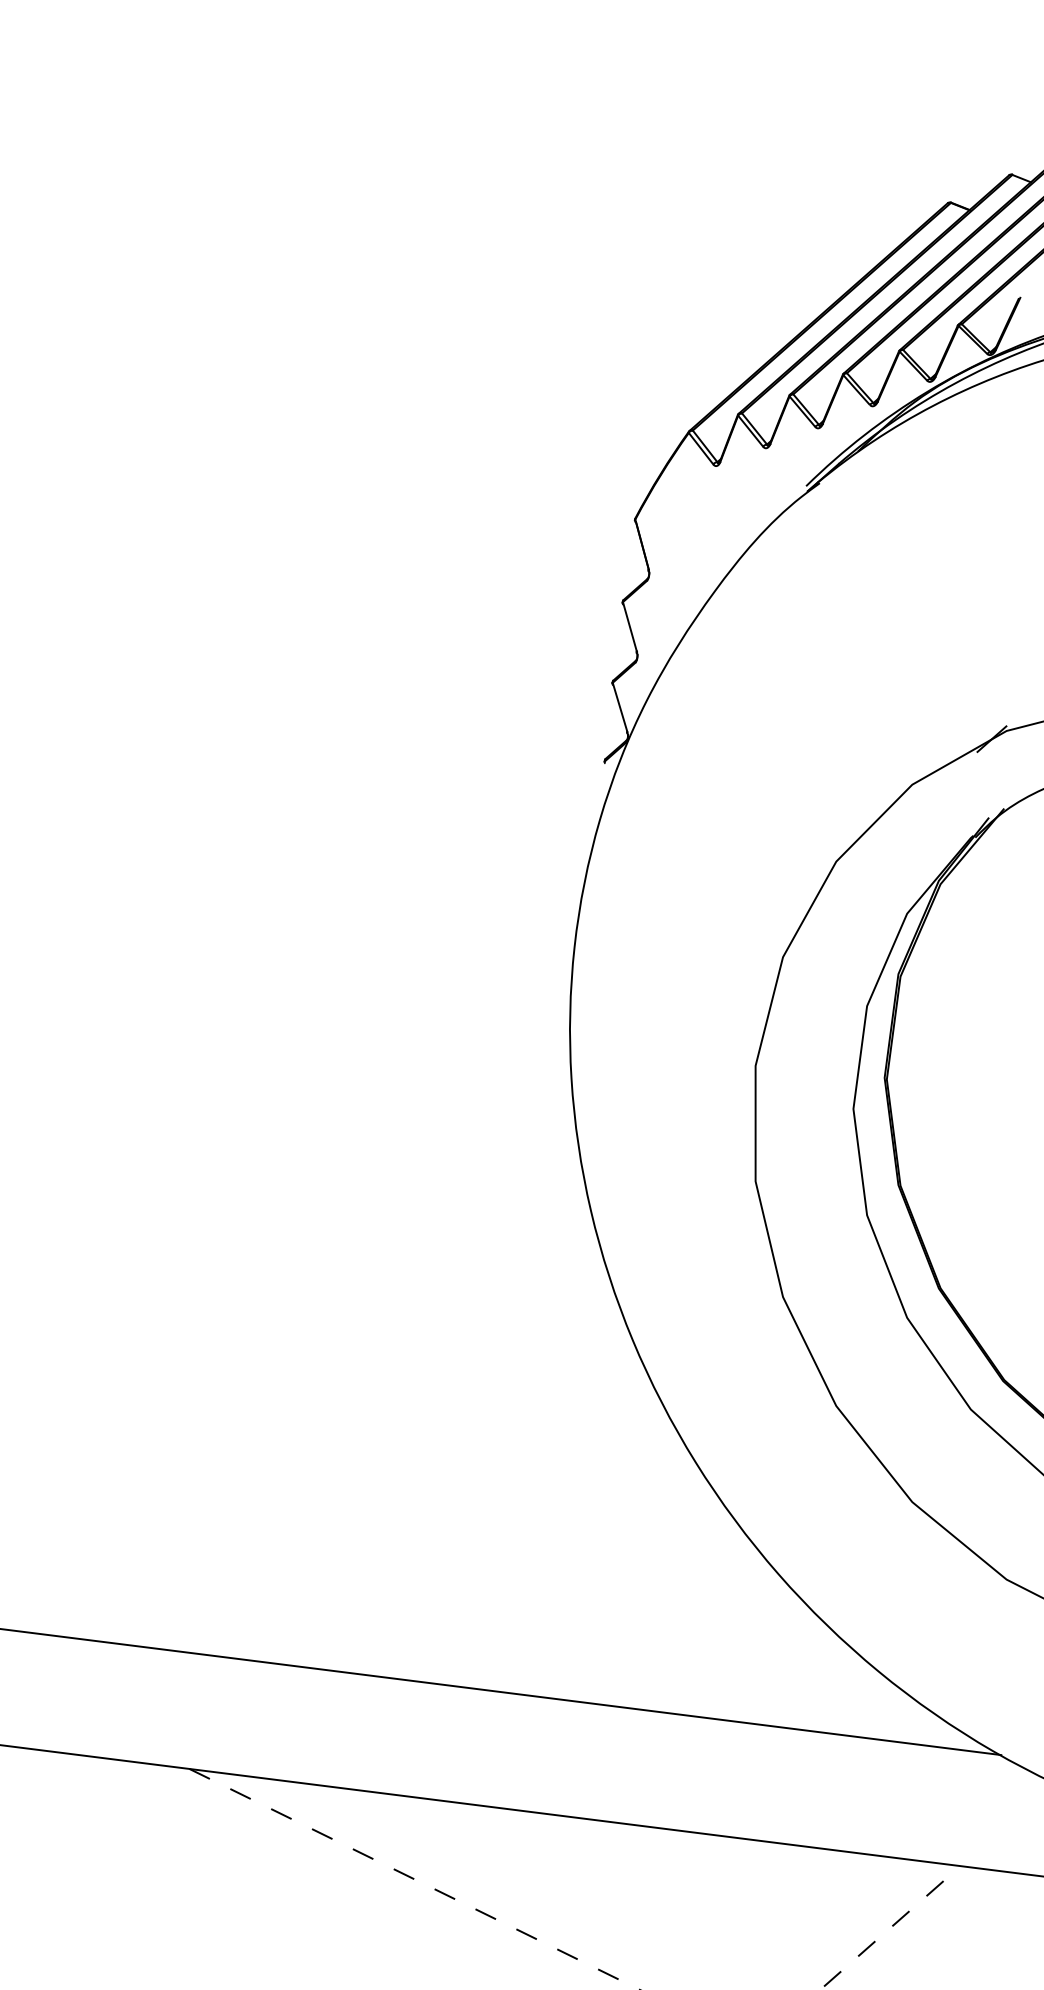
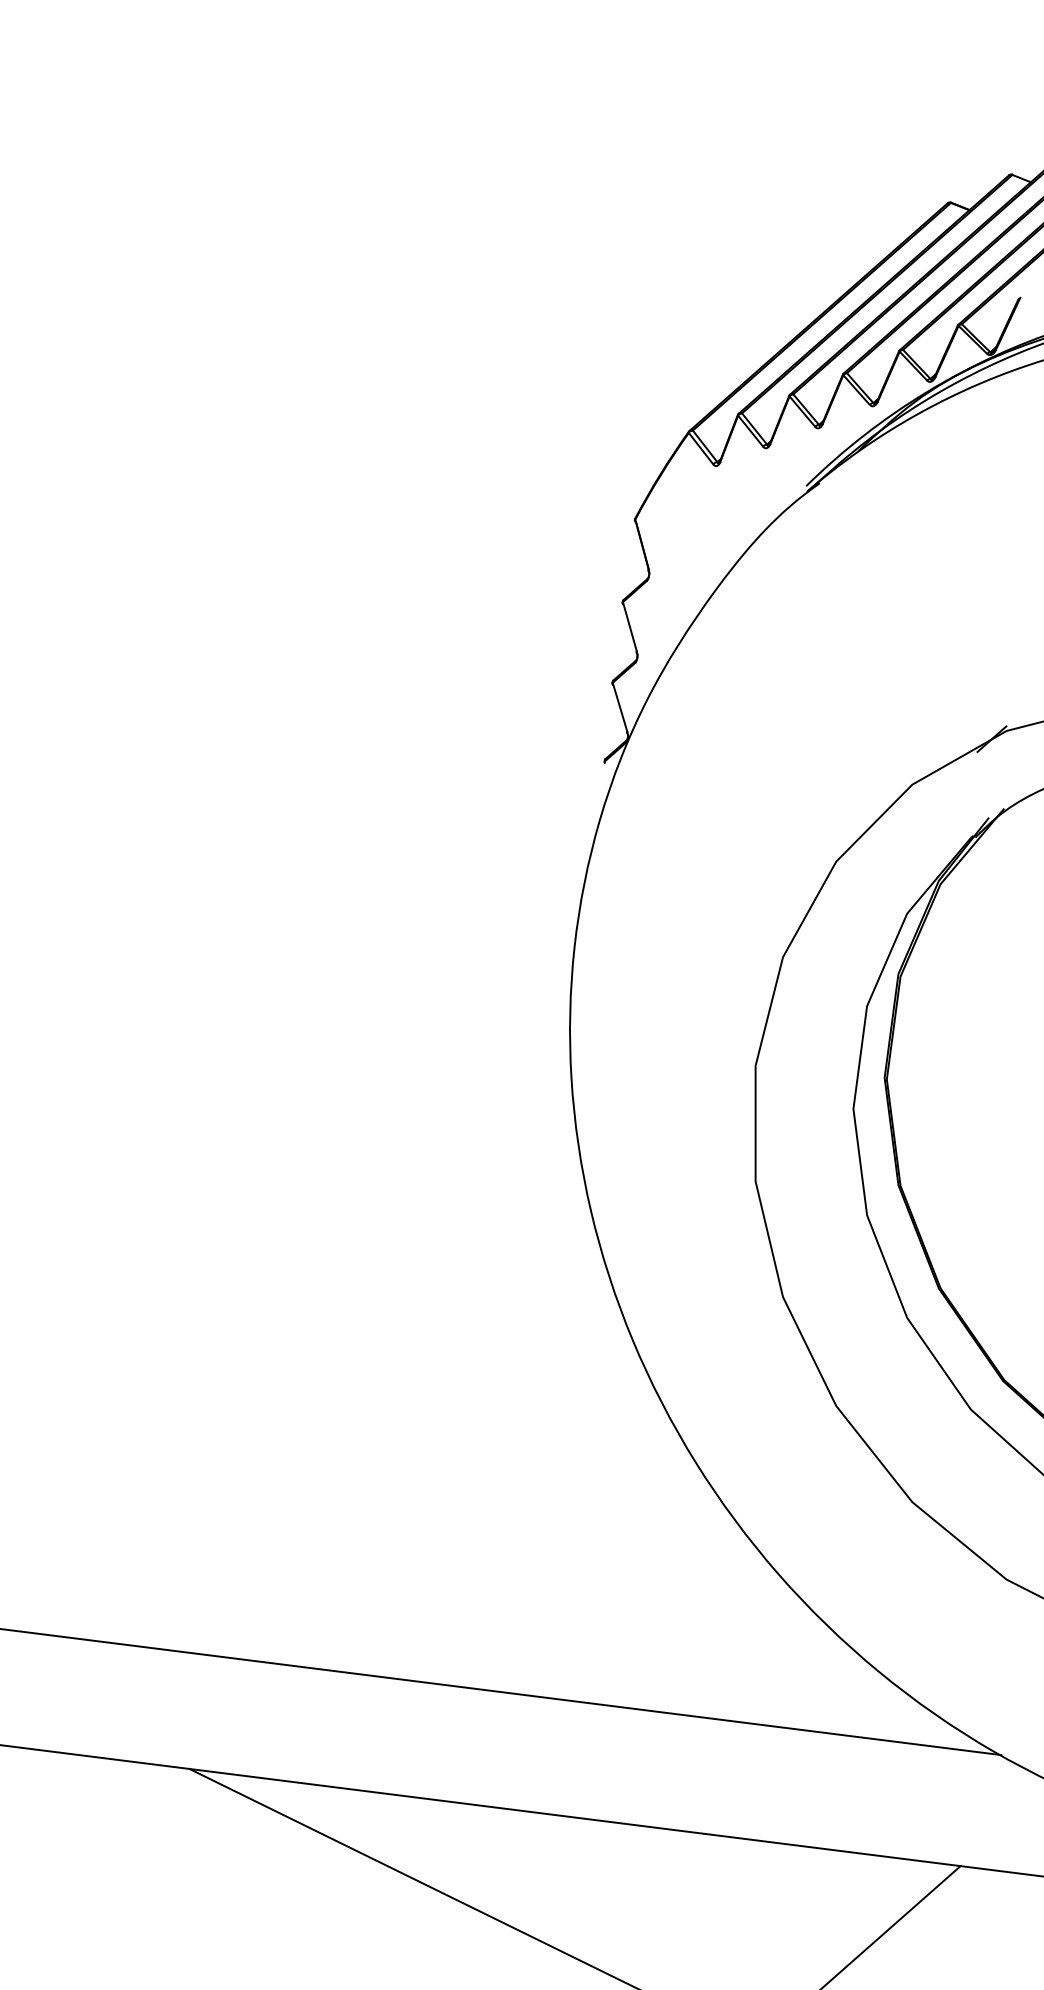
line: dashed -> solid (414, 1879)
line: dashed -> solid (891, 1927)
